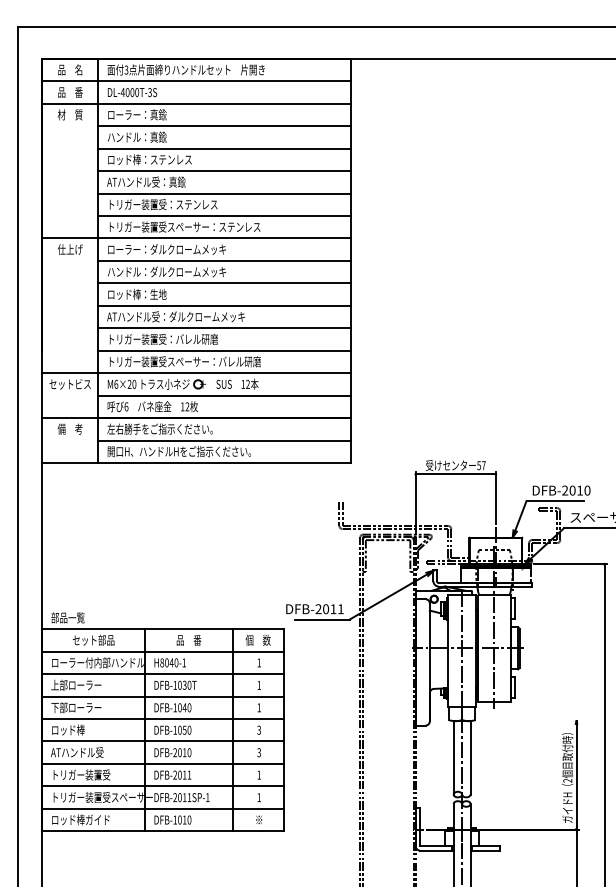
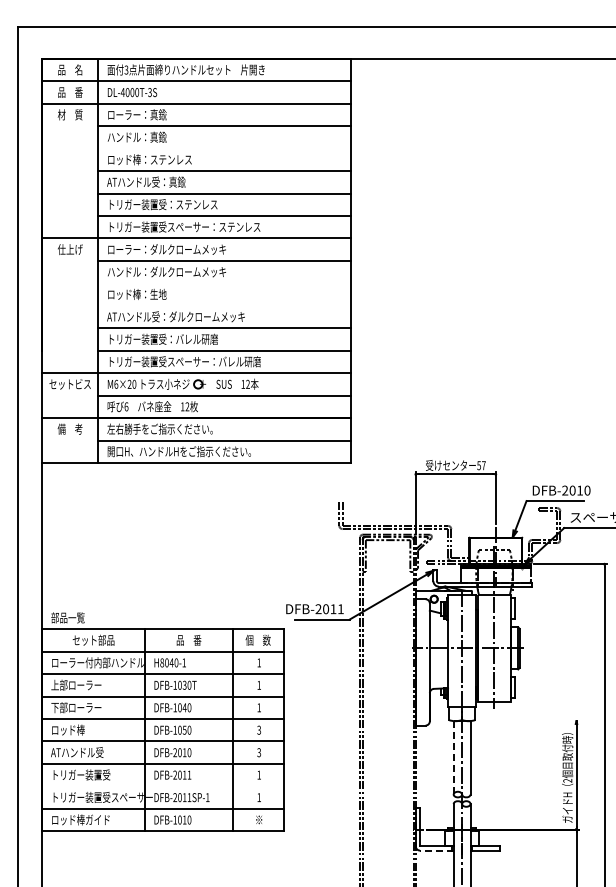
line: present -> none (224, 148)
line: present -> none (224, 283)
line: present -> none (224, 305)
line: solid -> dashed (453, 757)
line: present -> none (162, 786)
line: solid -> dashed (436, 850)
